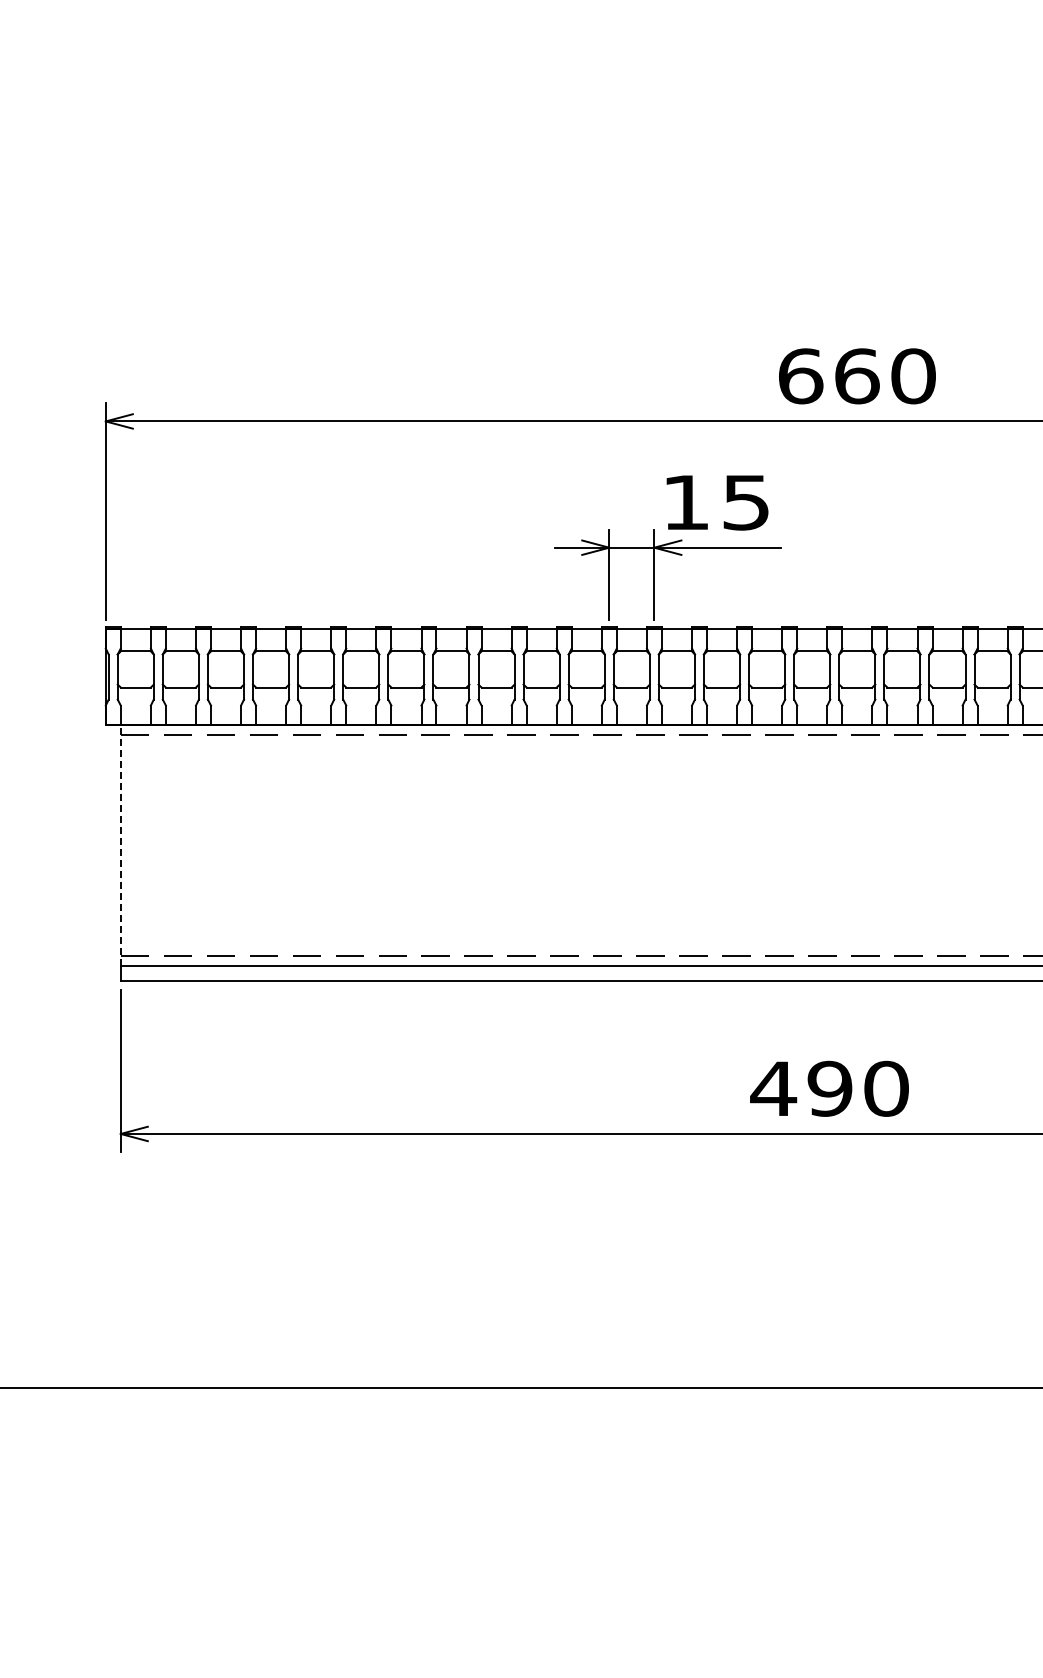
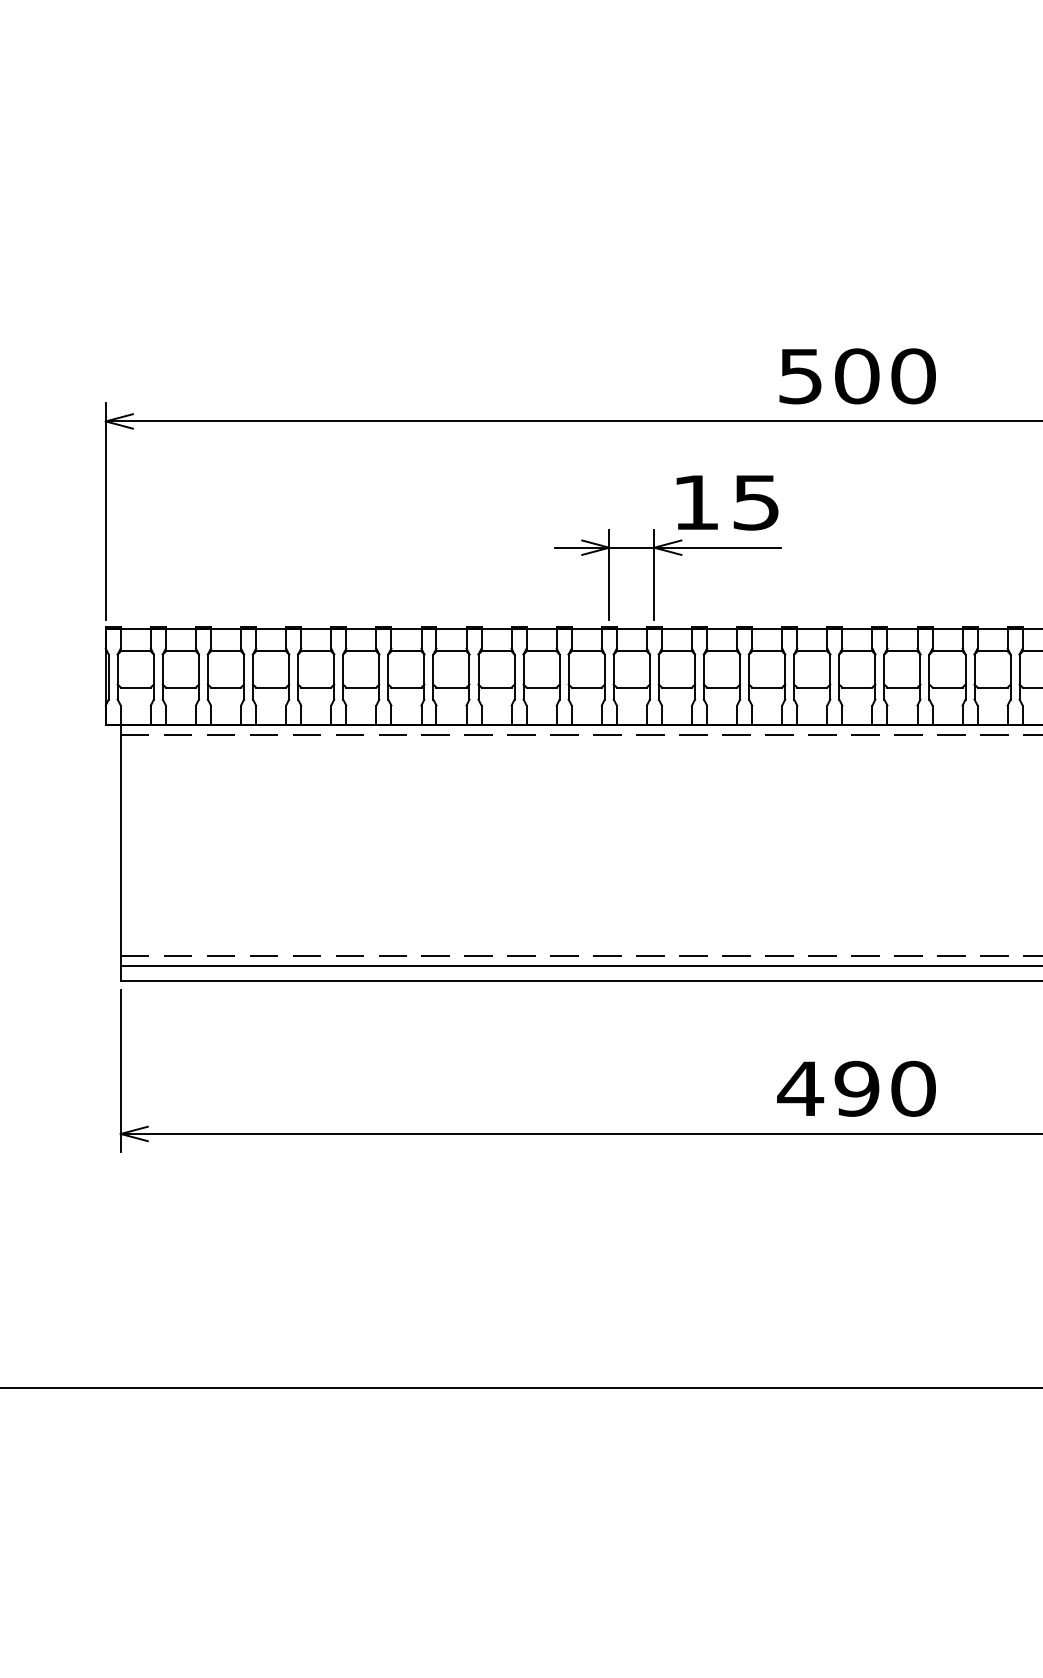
text: 660 -> 500 (829, 376)
text position: (717, 502) -> (727, 502) (727, 502)
line: dashed -> solid (120, 844)
text position: (829, 1088) -> (856, 1088) (856, 1088)
